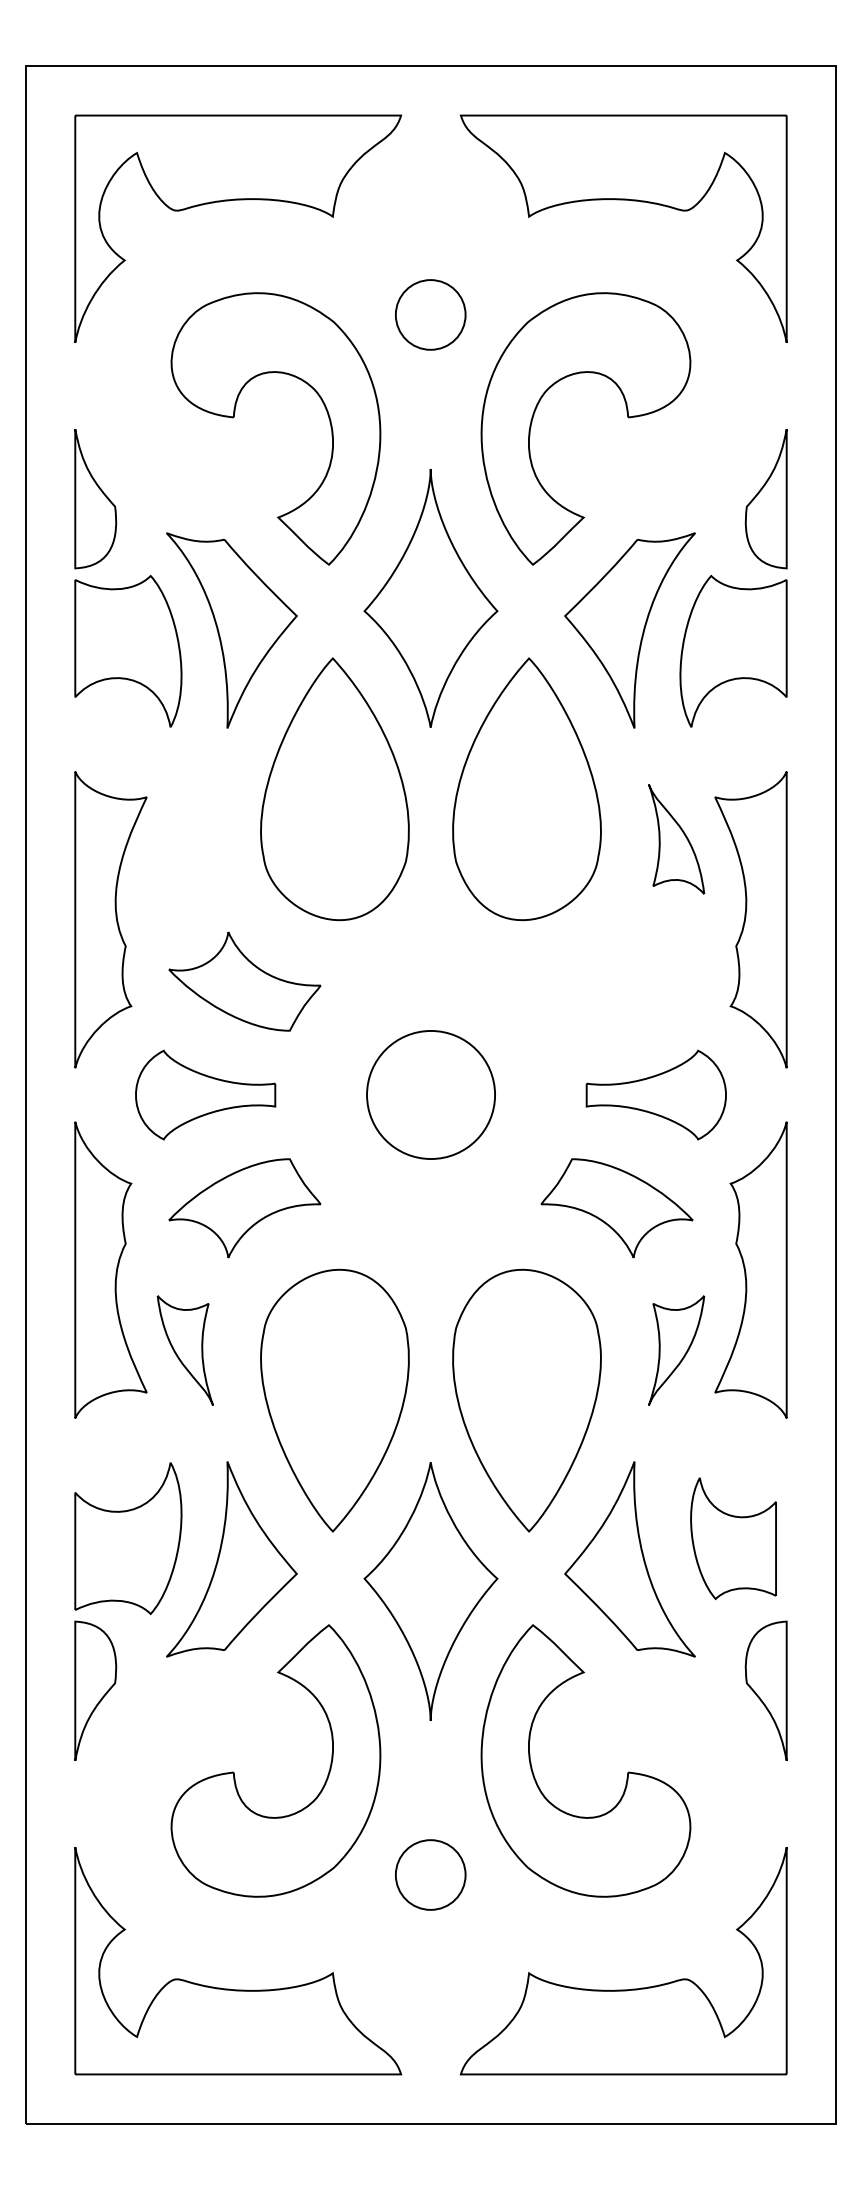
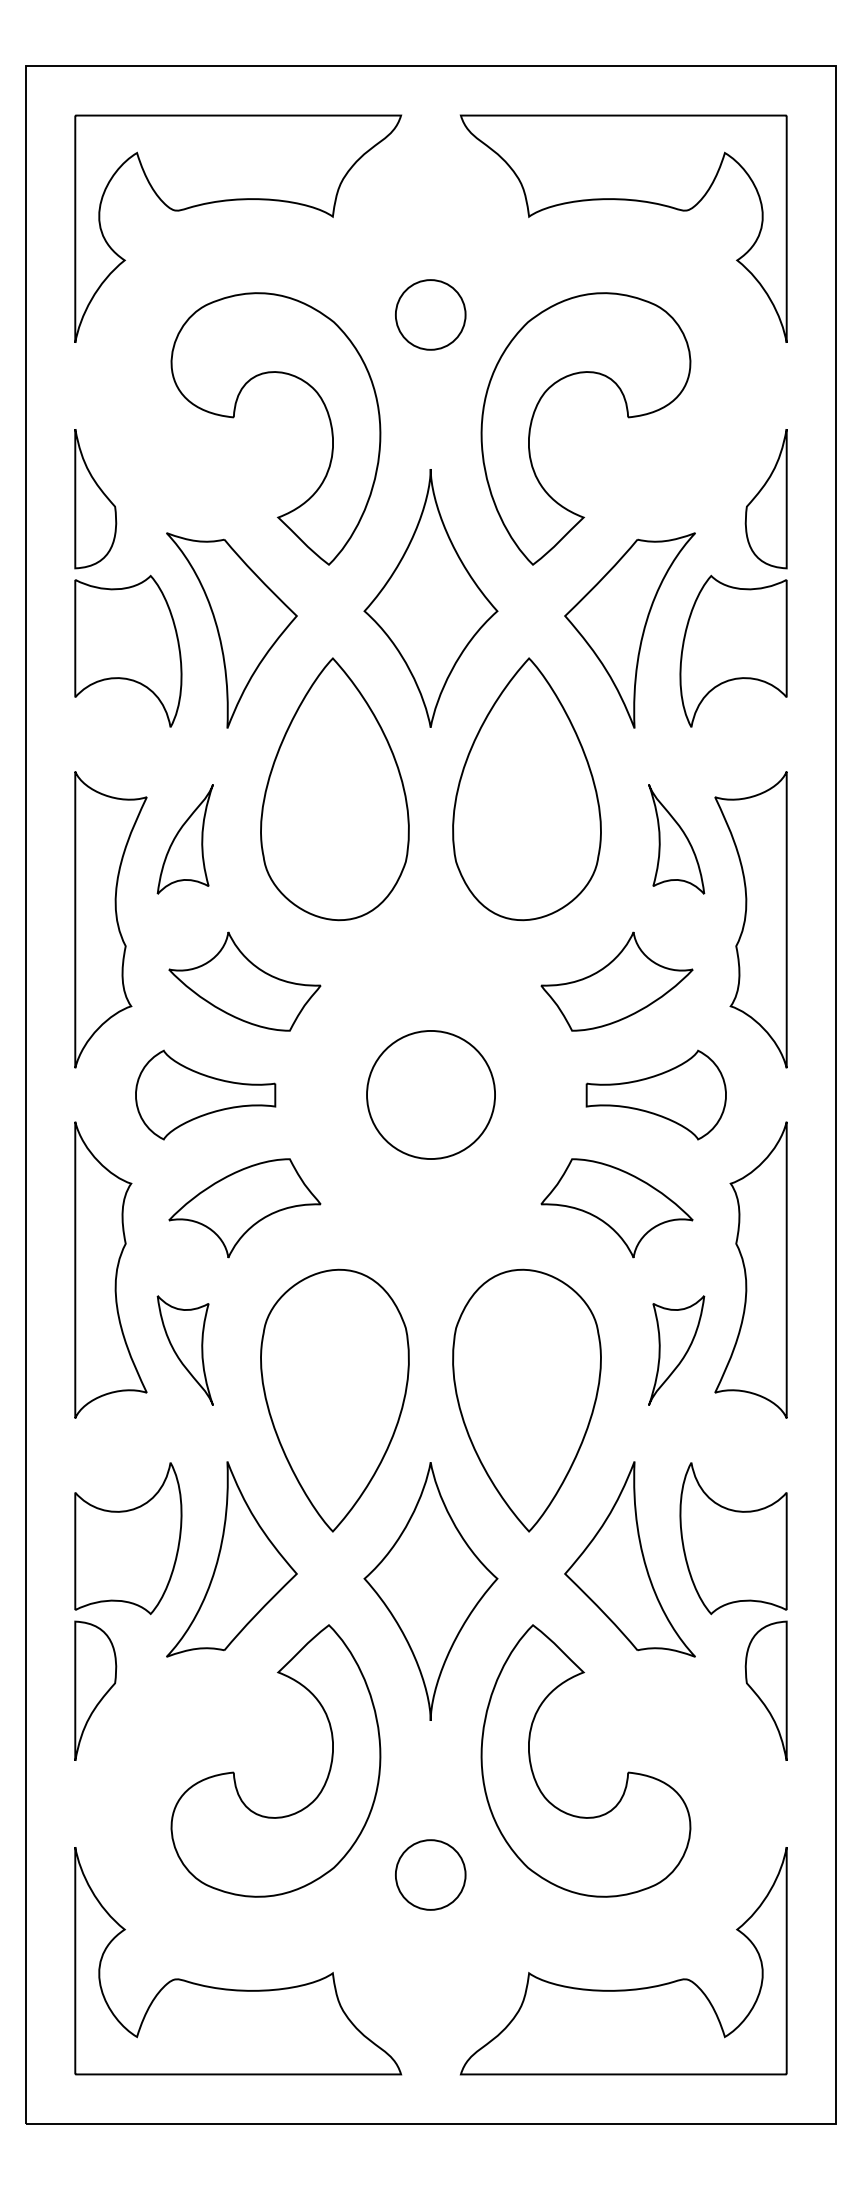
part: none -> present (184, 839)
part: none -> present (616, 981)
part size: 87x124 px -> 109x154 px (733, 1538)
